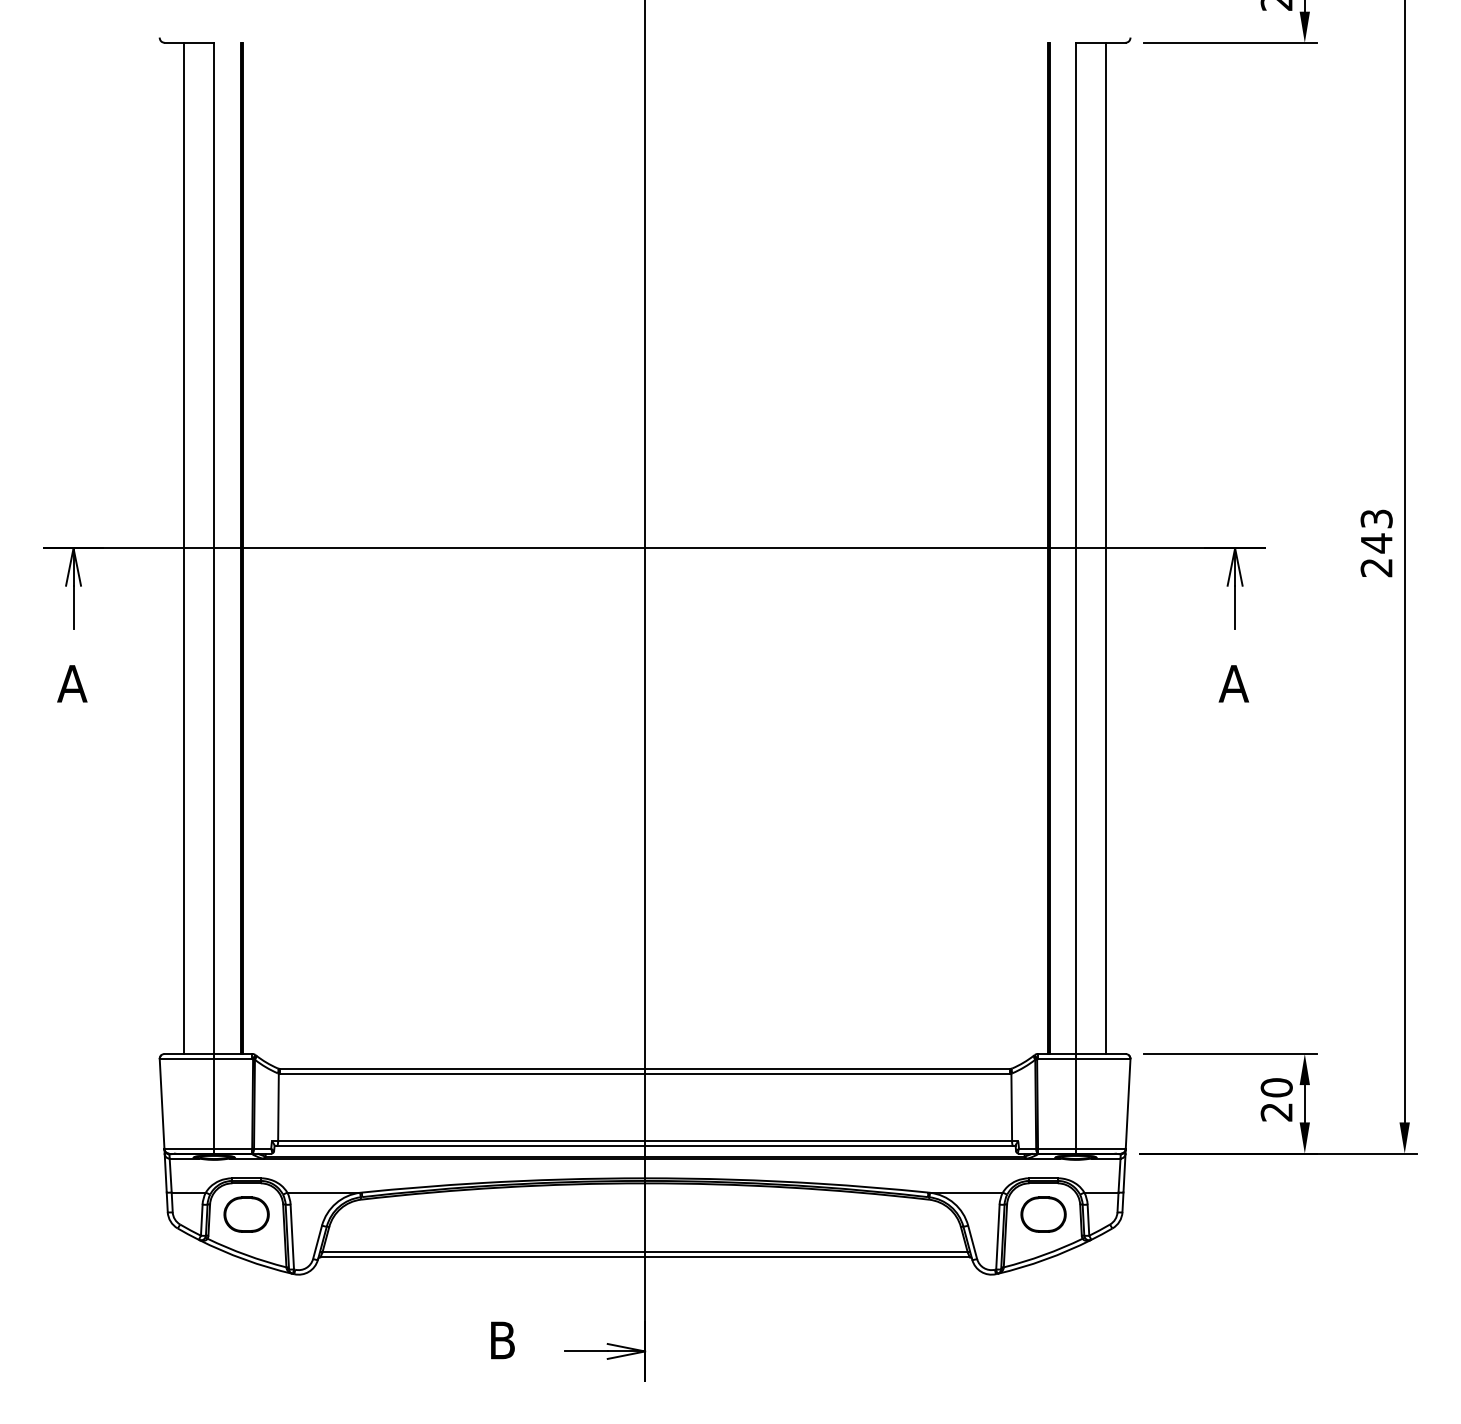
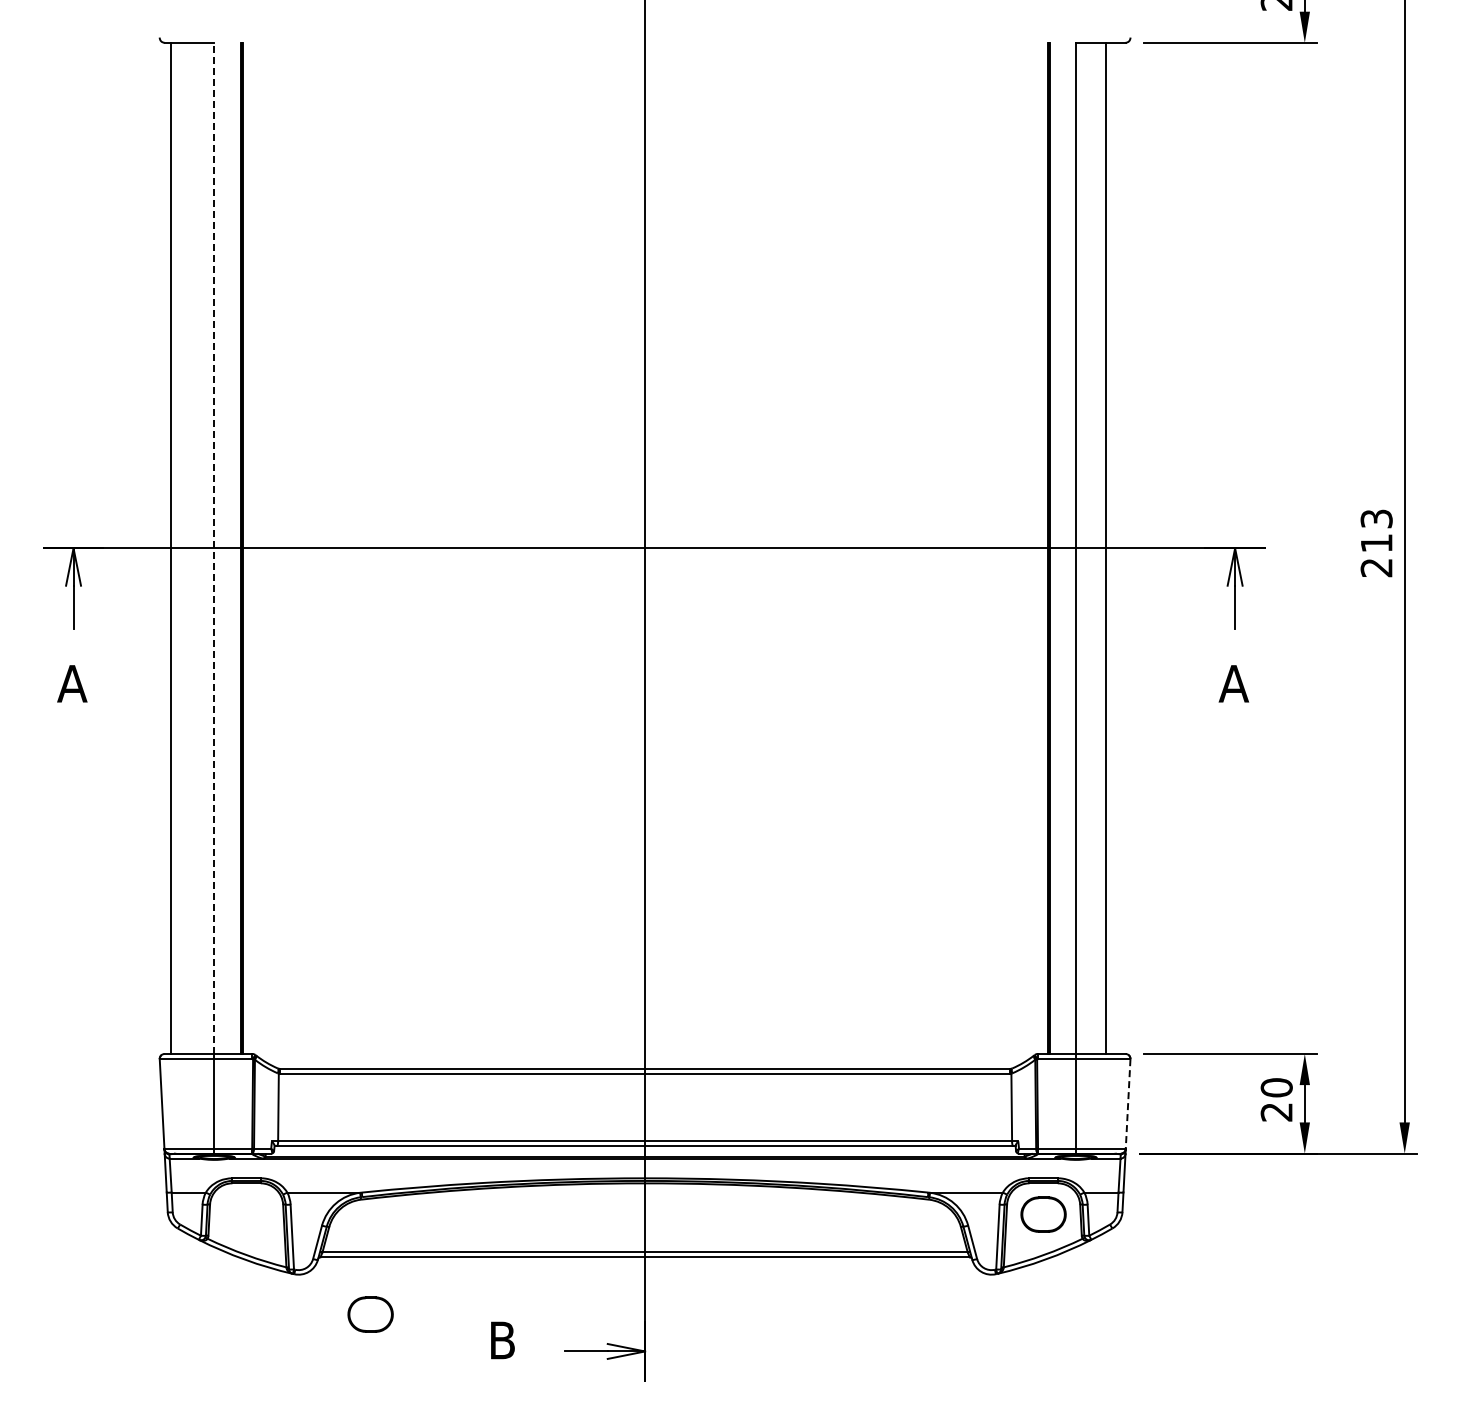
text: 243 -> 213 (1376, 543)
line position: (184, 547) -> (171, 547) (171, 547)
line: solid -> dashed (214, 548)
line: solid -> dashed (1128, 1104)
part position: (246, 1214) -> (370, 1314) (370, 1314)
